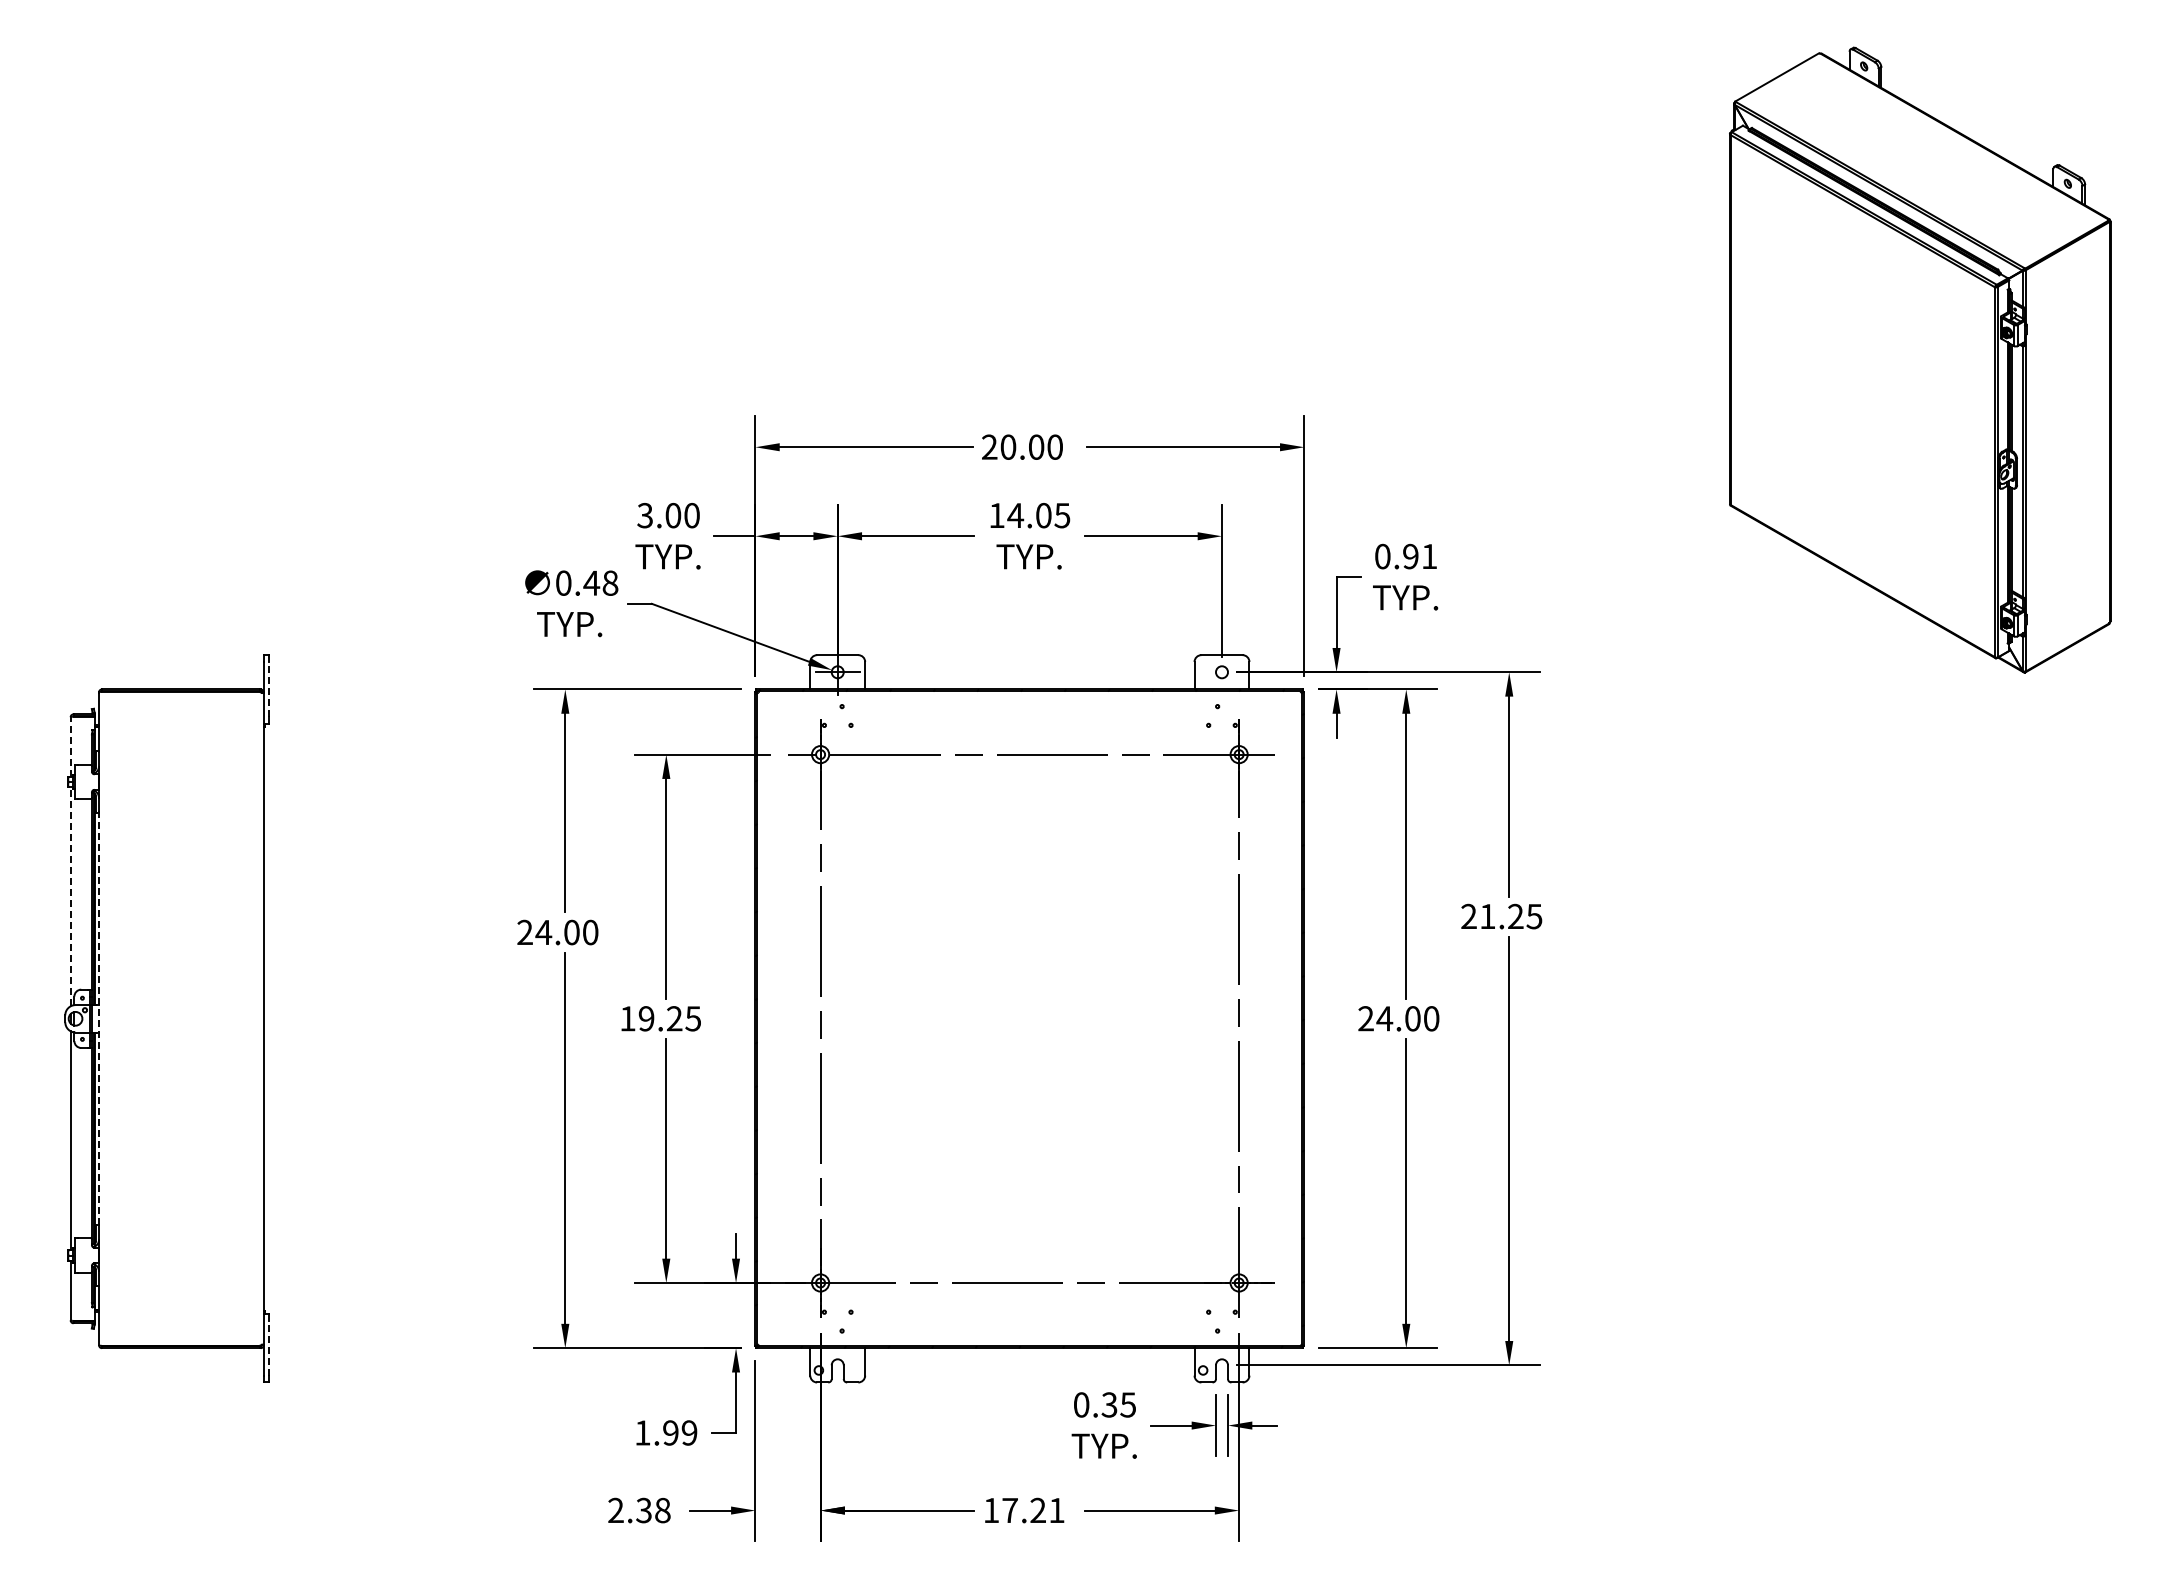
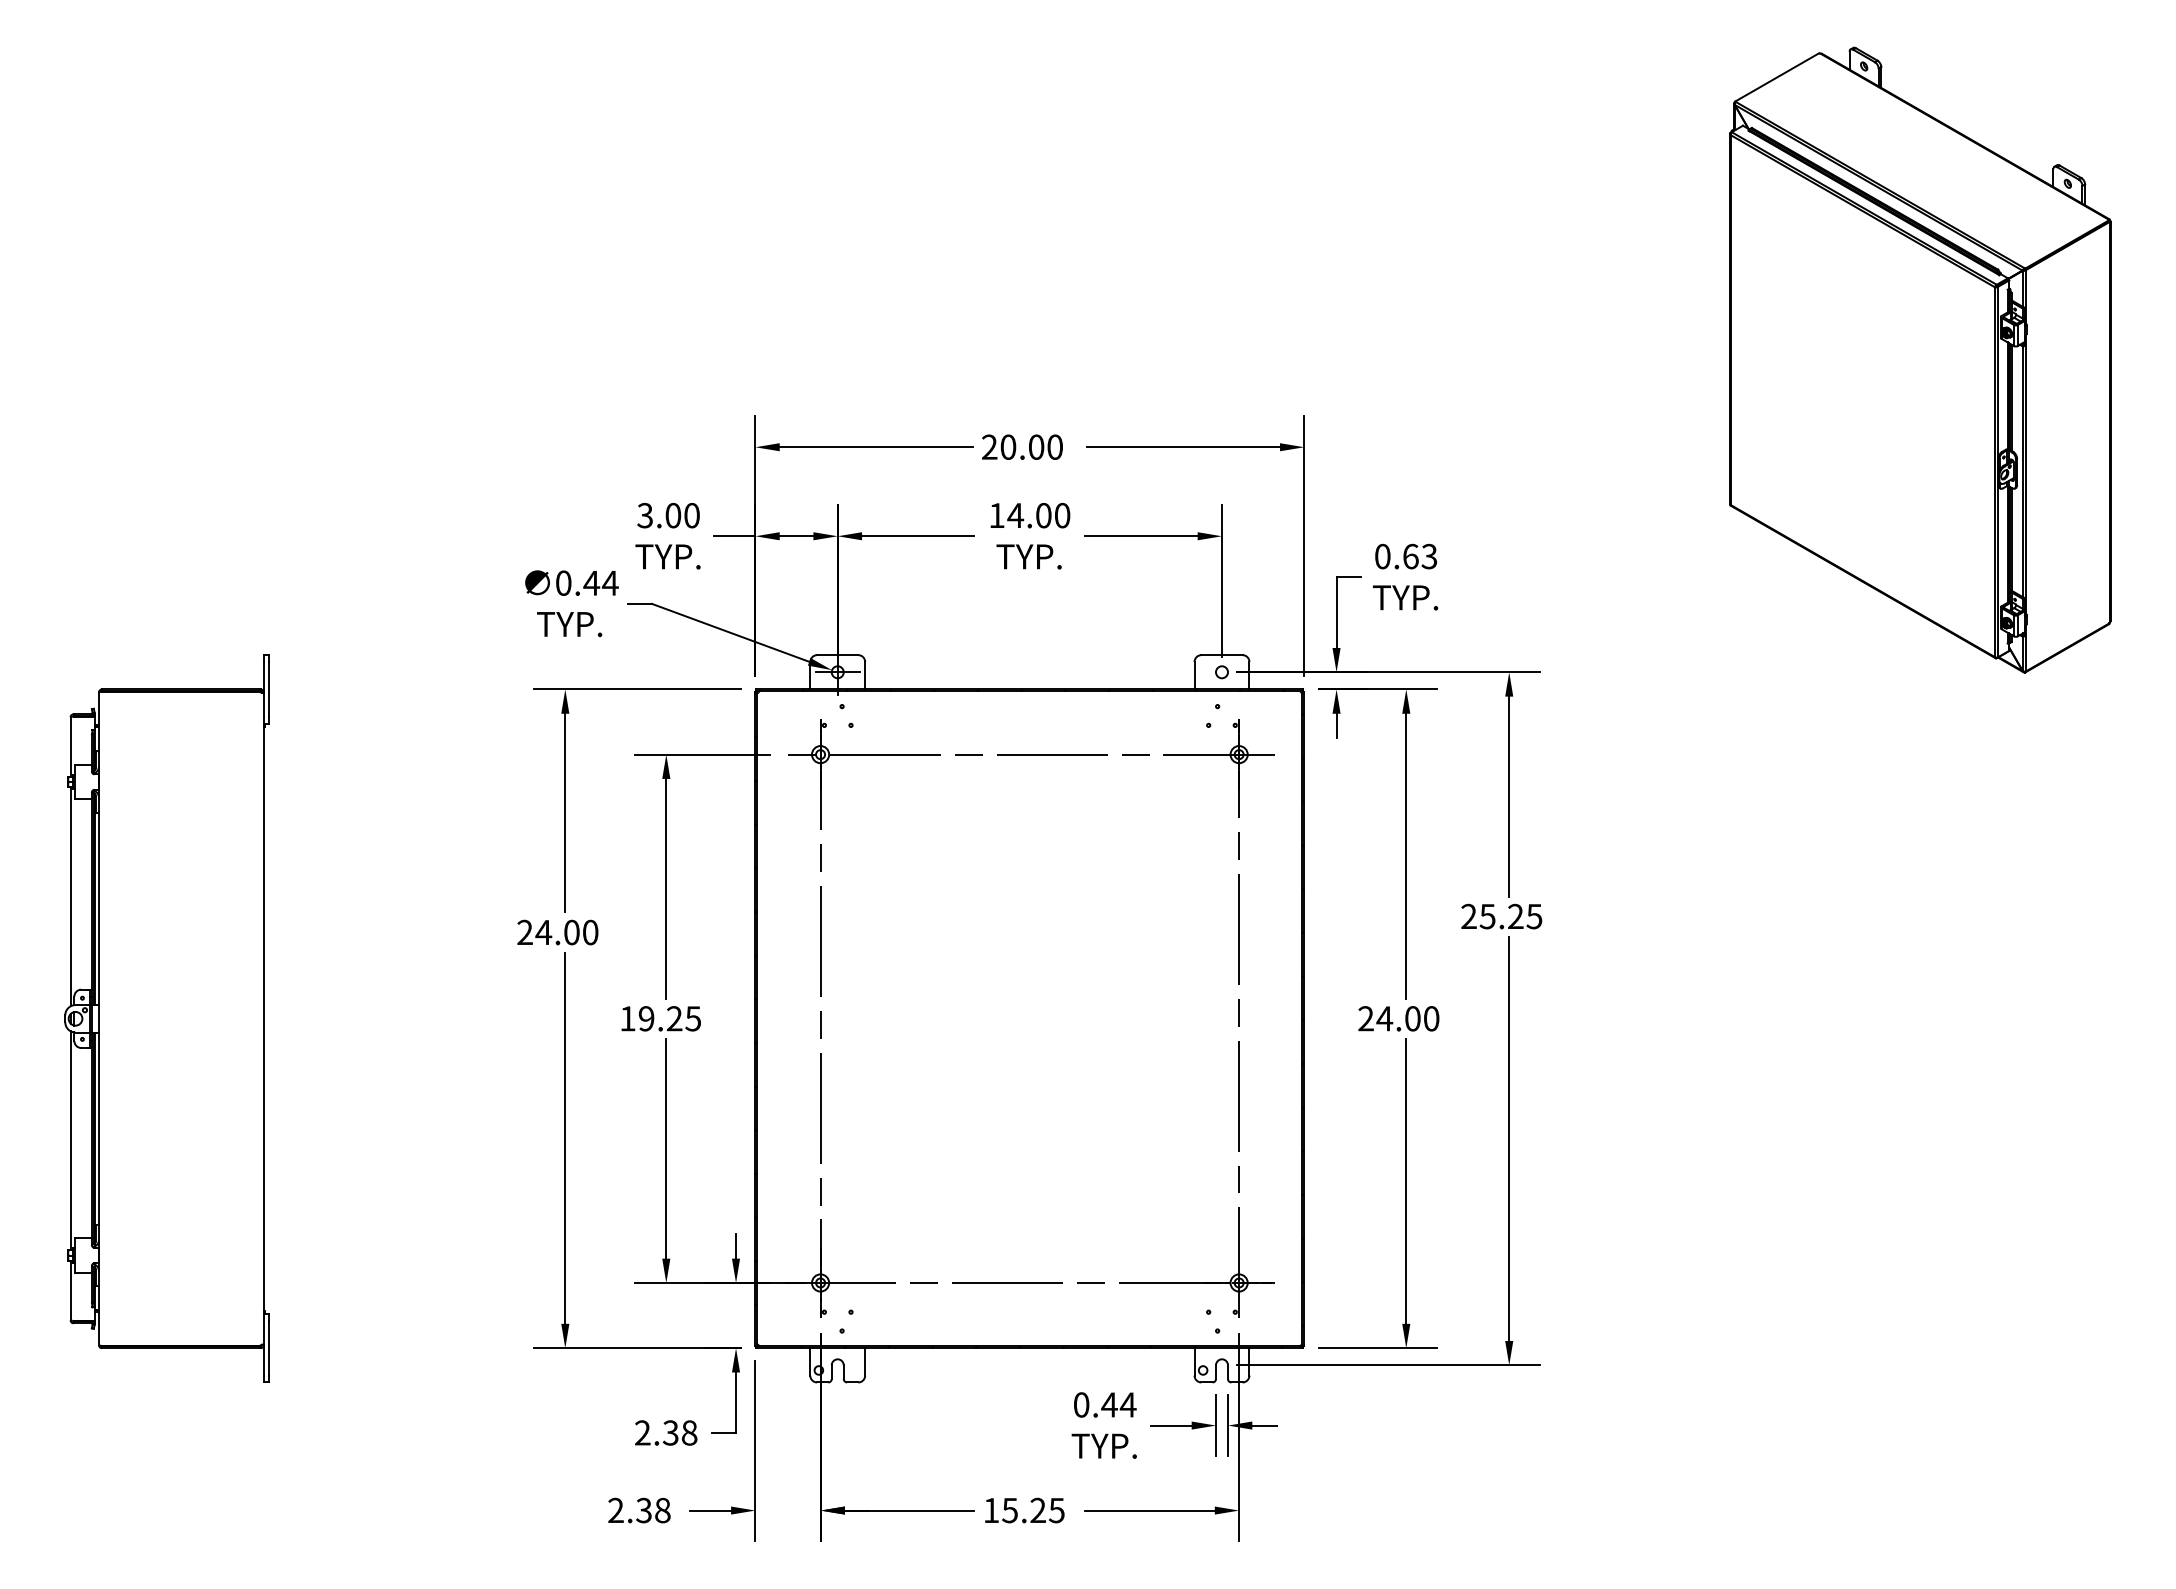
text: 14.05 -> 14.00 (1062, 515)
text: 0.91 -> 0.63 (1420, 556)
text: 0.48 -> 0.44 (610, 582)
line: dashed -> solid (268, 688)
line: dashed -> solid (70, 747)
line: dashed -> solid (70, 896)
text: 21.25 -> 25.25 (1487, 916)
line: dashed -> solid (99, 1018)
line: dashed -> solid (268, 1347)
text: 0.35 -> 0.44 (1118, 1404)
text: 1.99 -> 2.38 (666, 1432)
text: 17.21 -> 15.25 (1033, 1510)
